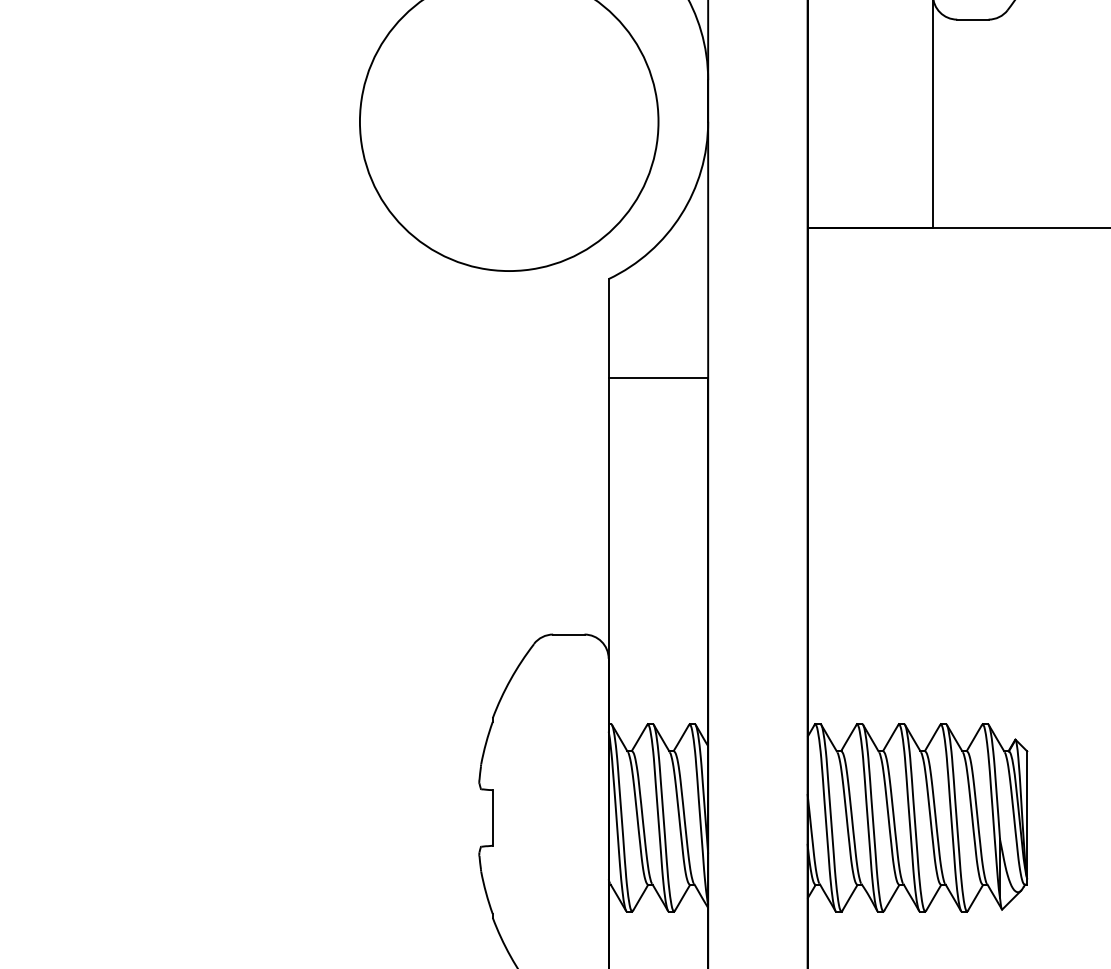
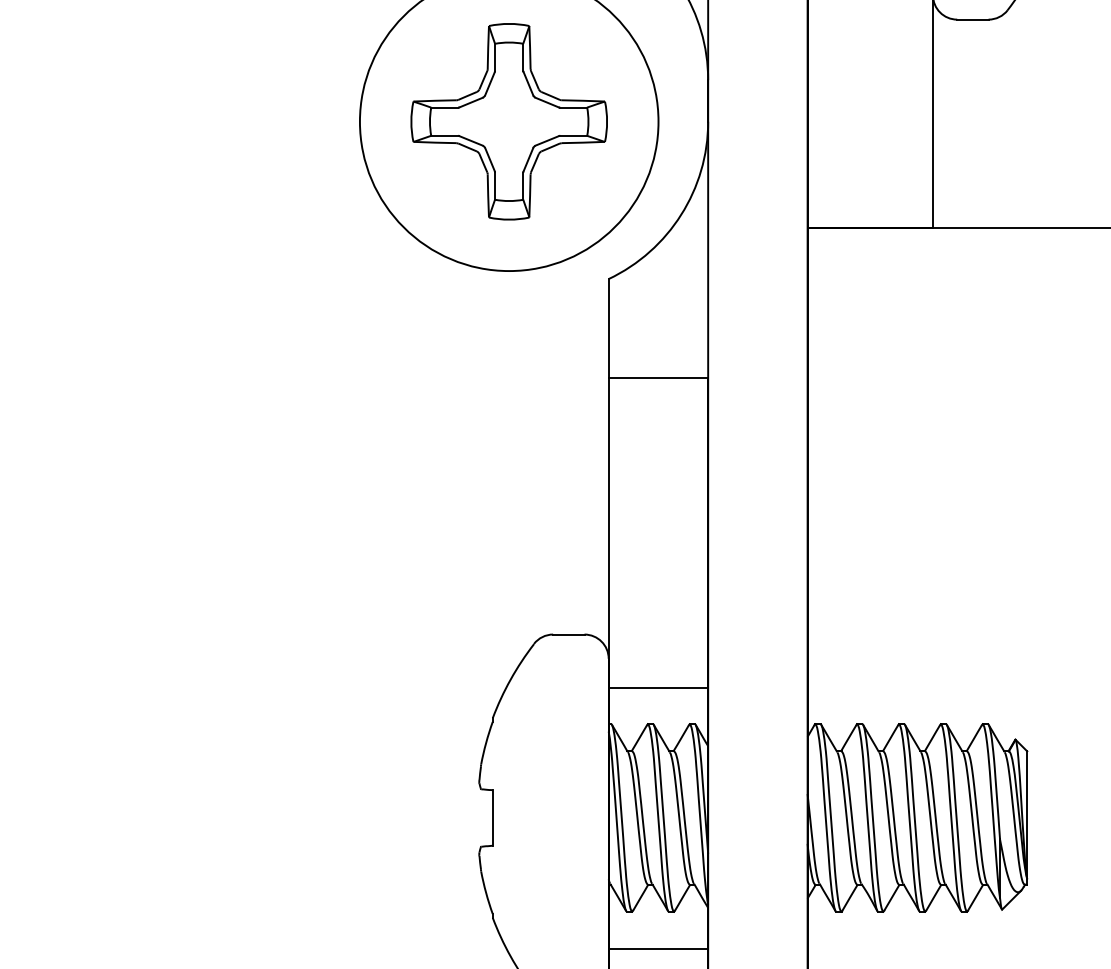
part: none -> present (508, 121)
line: none -> present (658, 687)
line: none -> present (658, 948)
